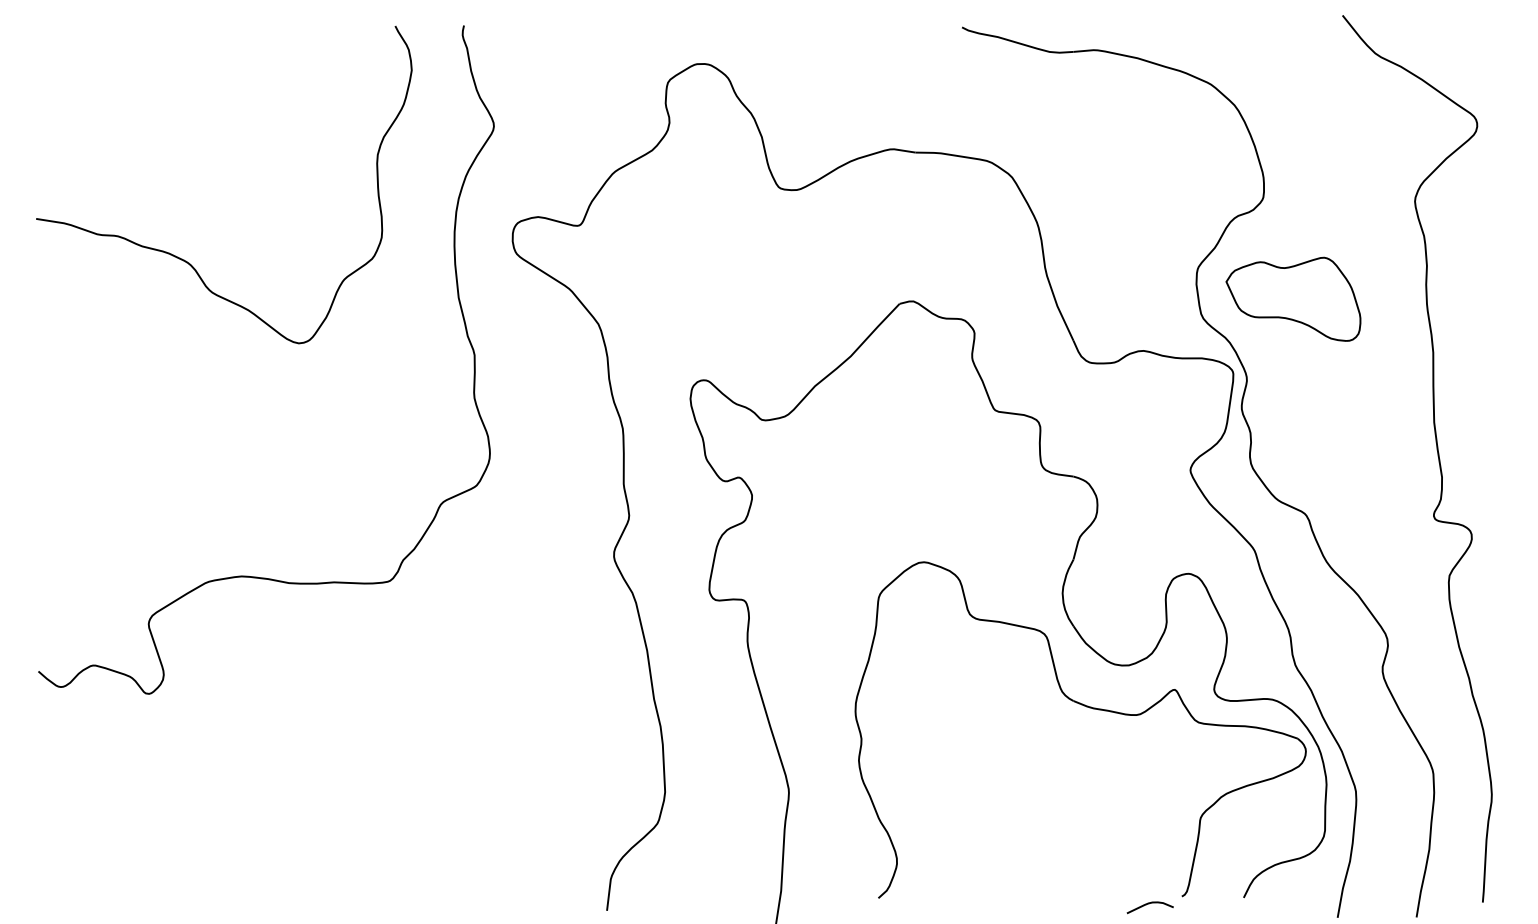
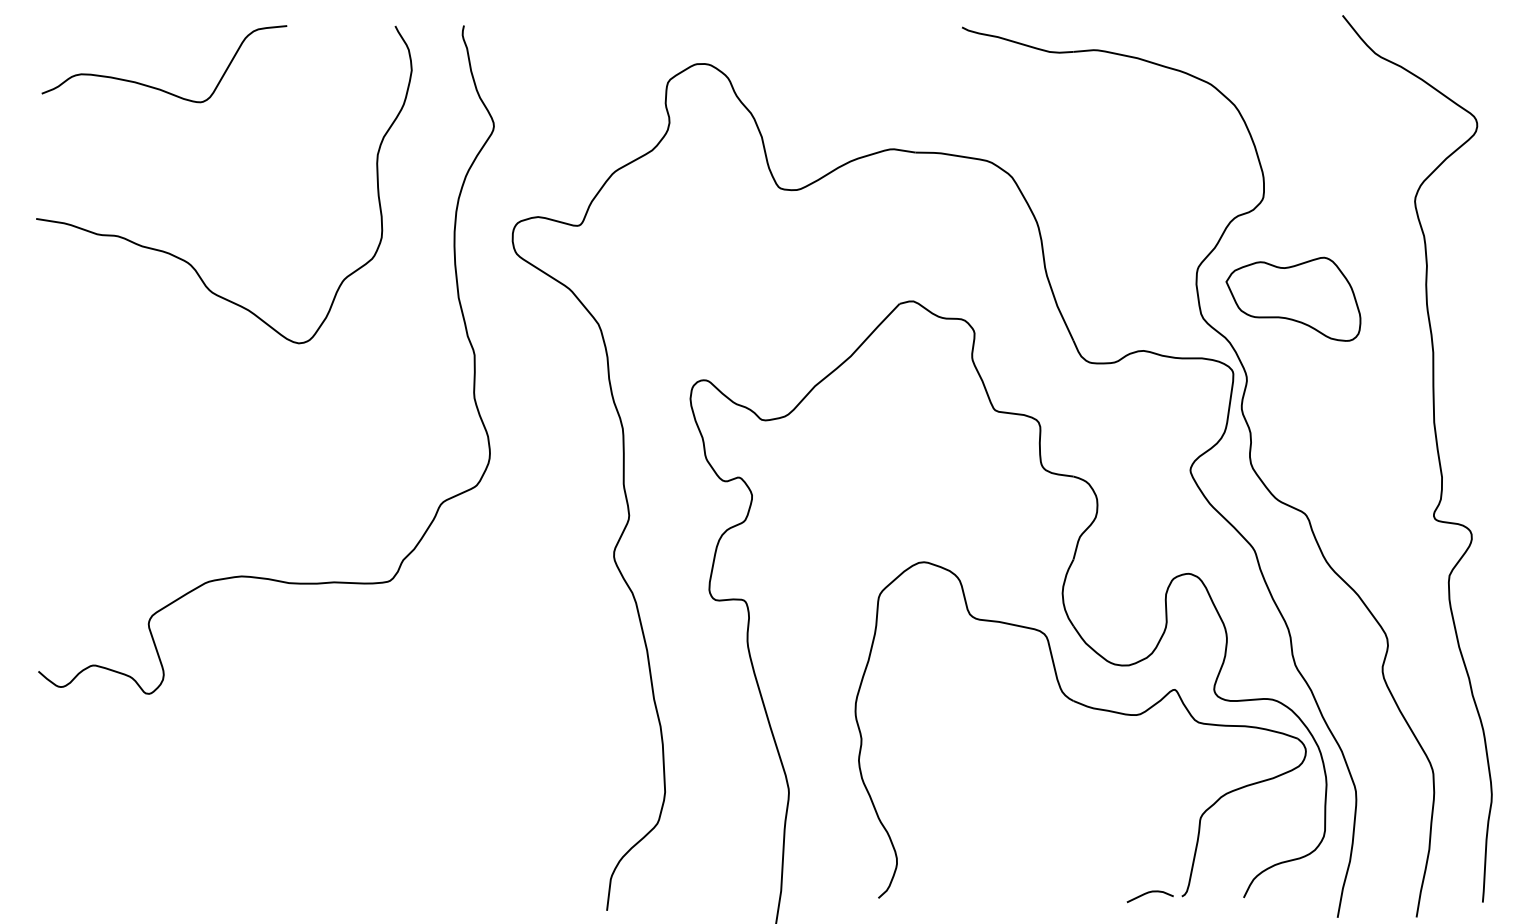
curve: none -> present (160, 88)
curve position: (1149, 904) -> (1149, 893) (1149, 893)
